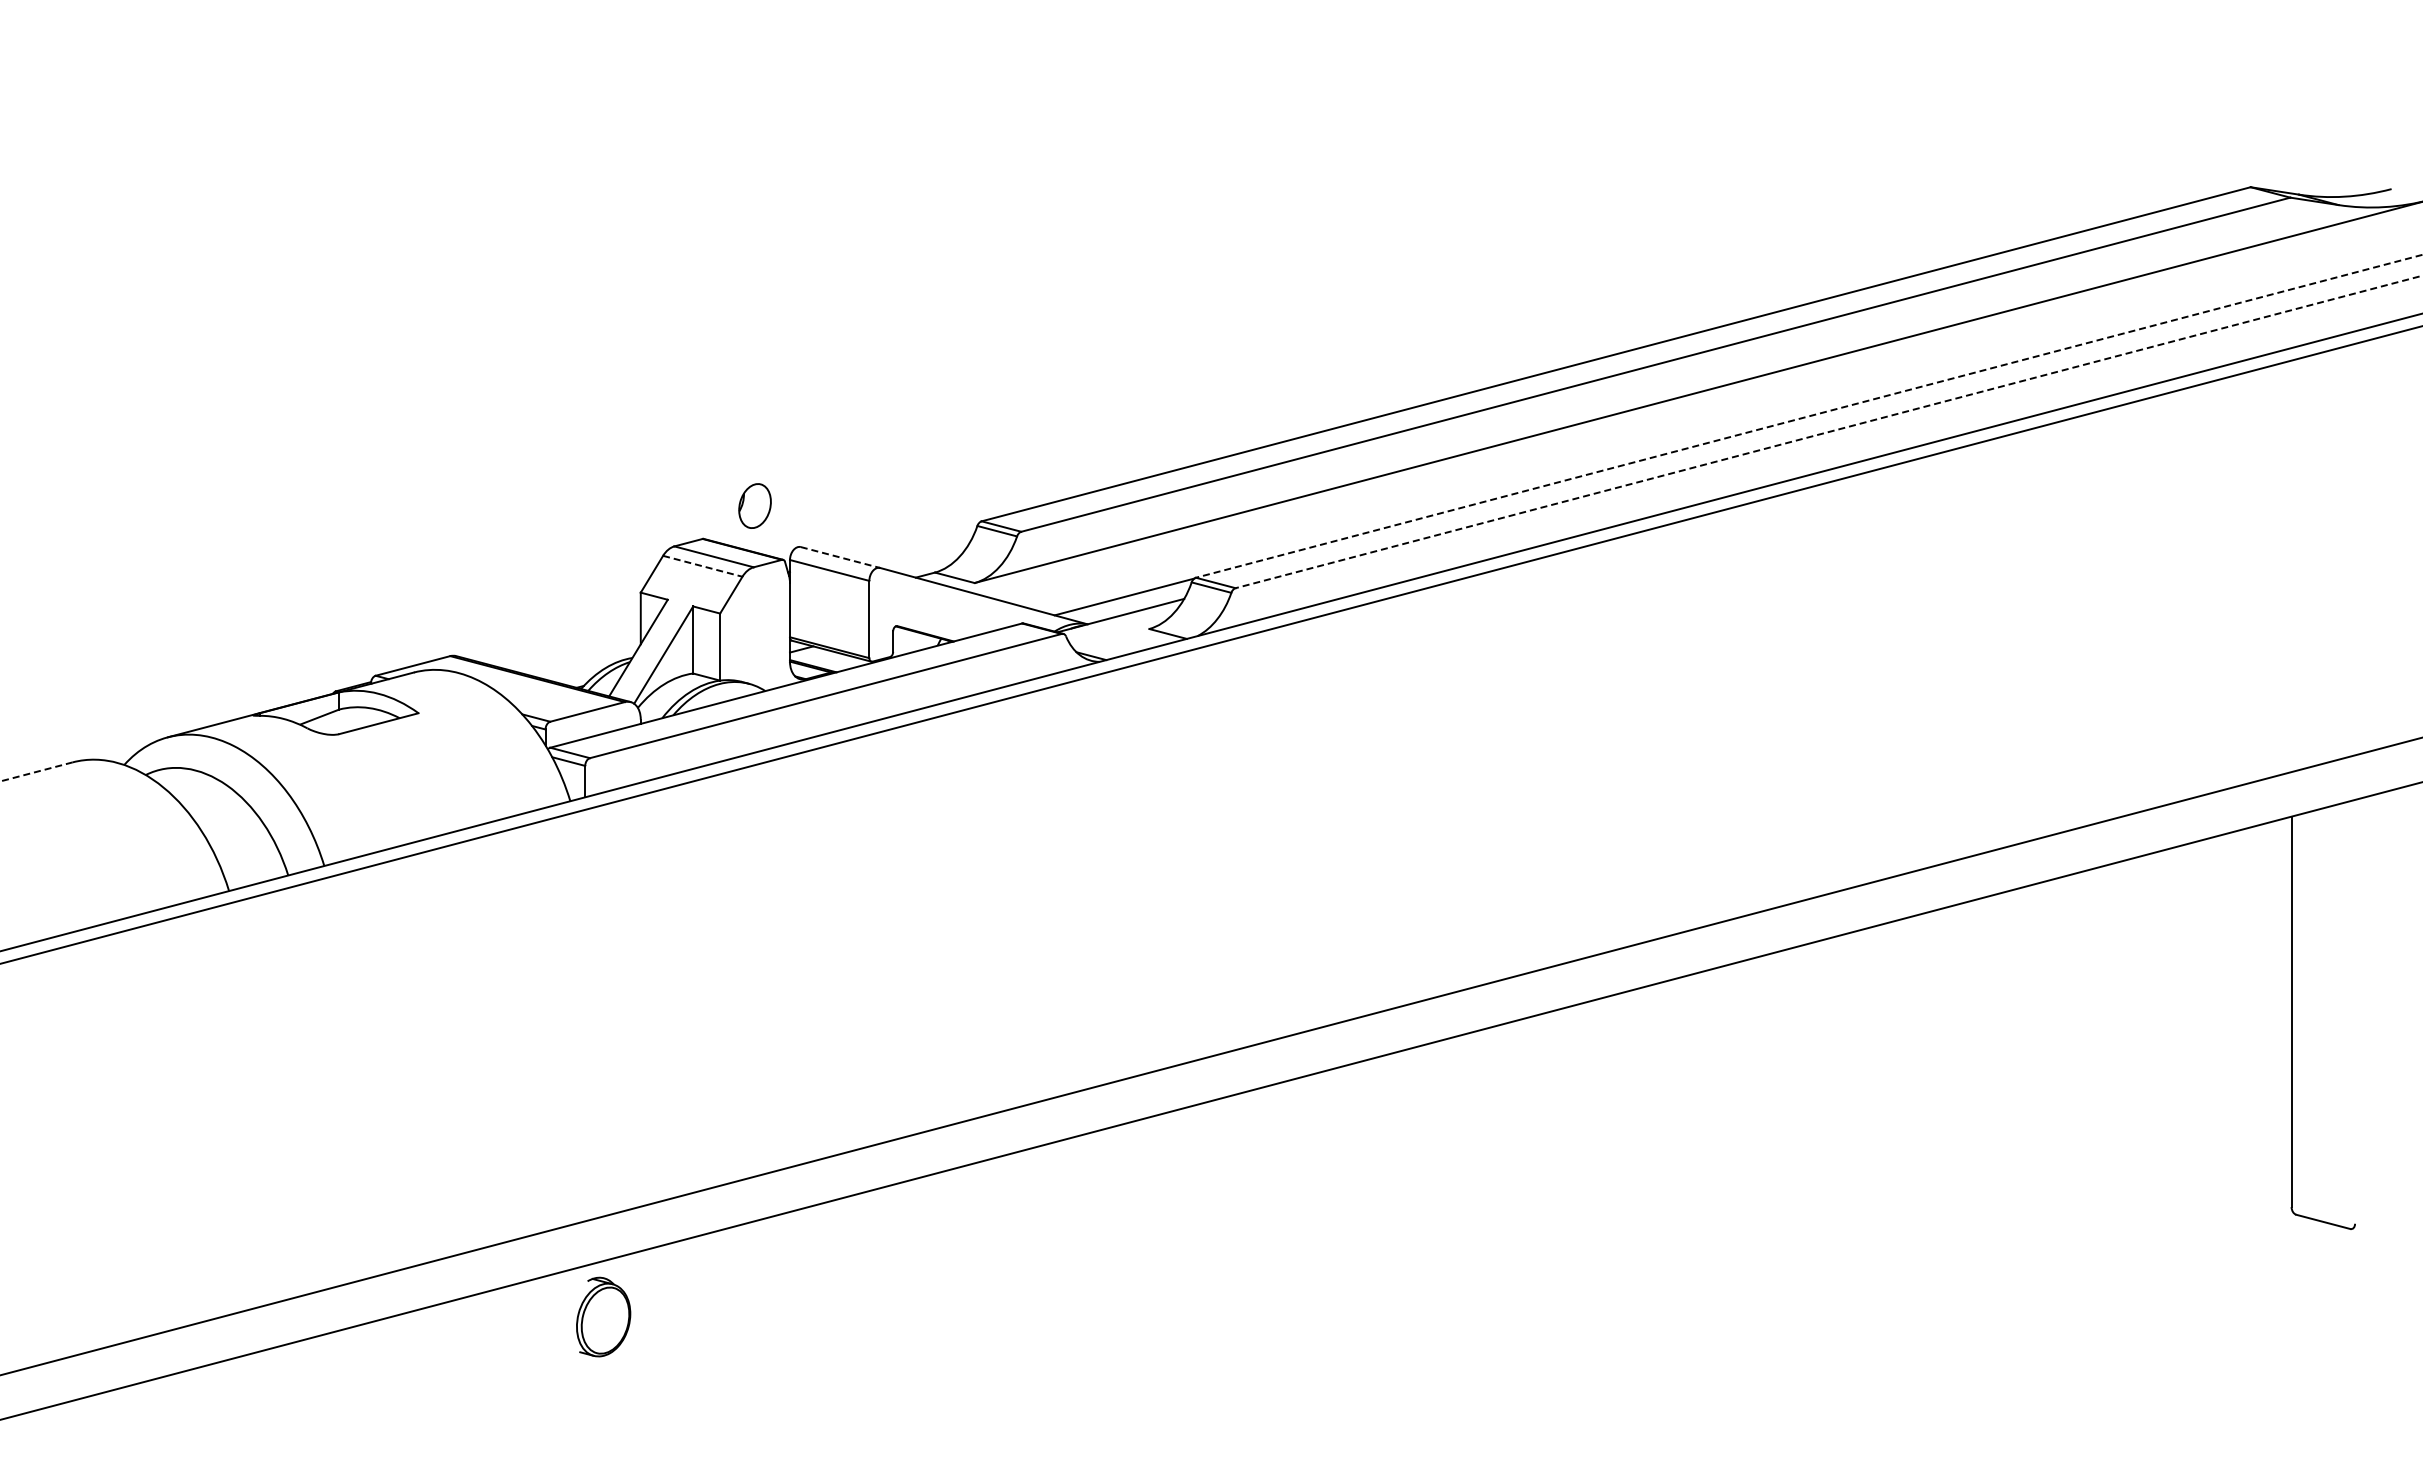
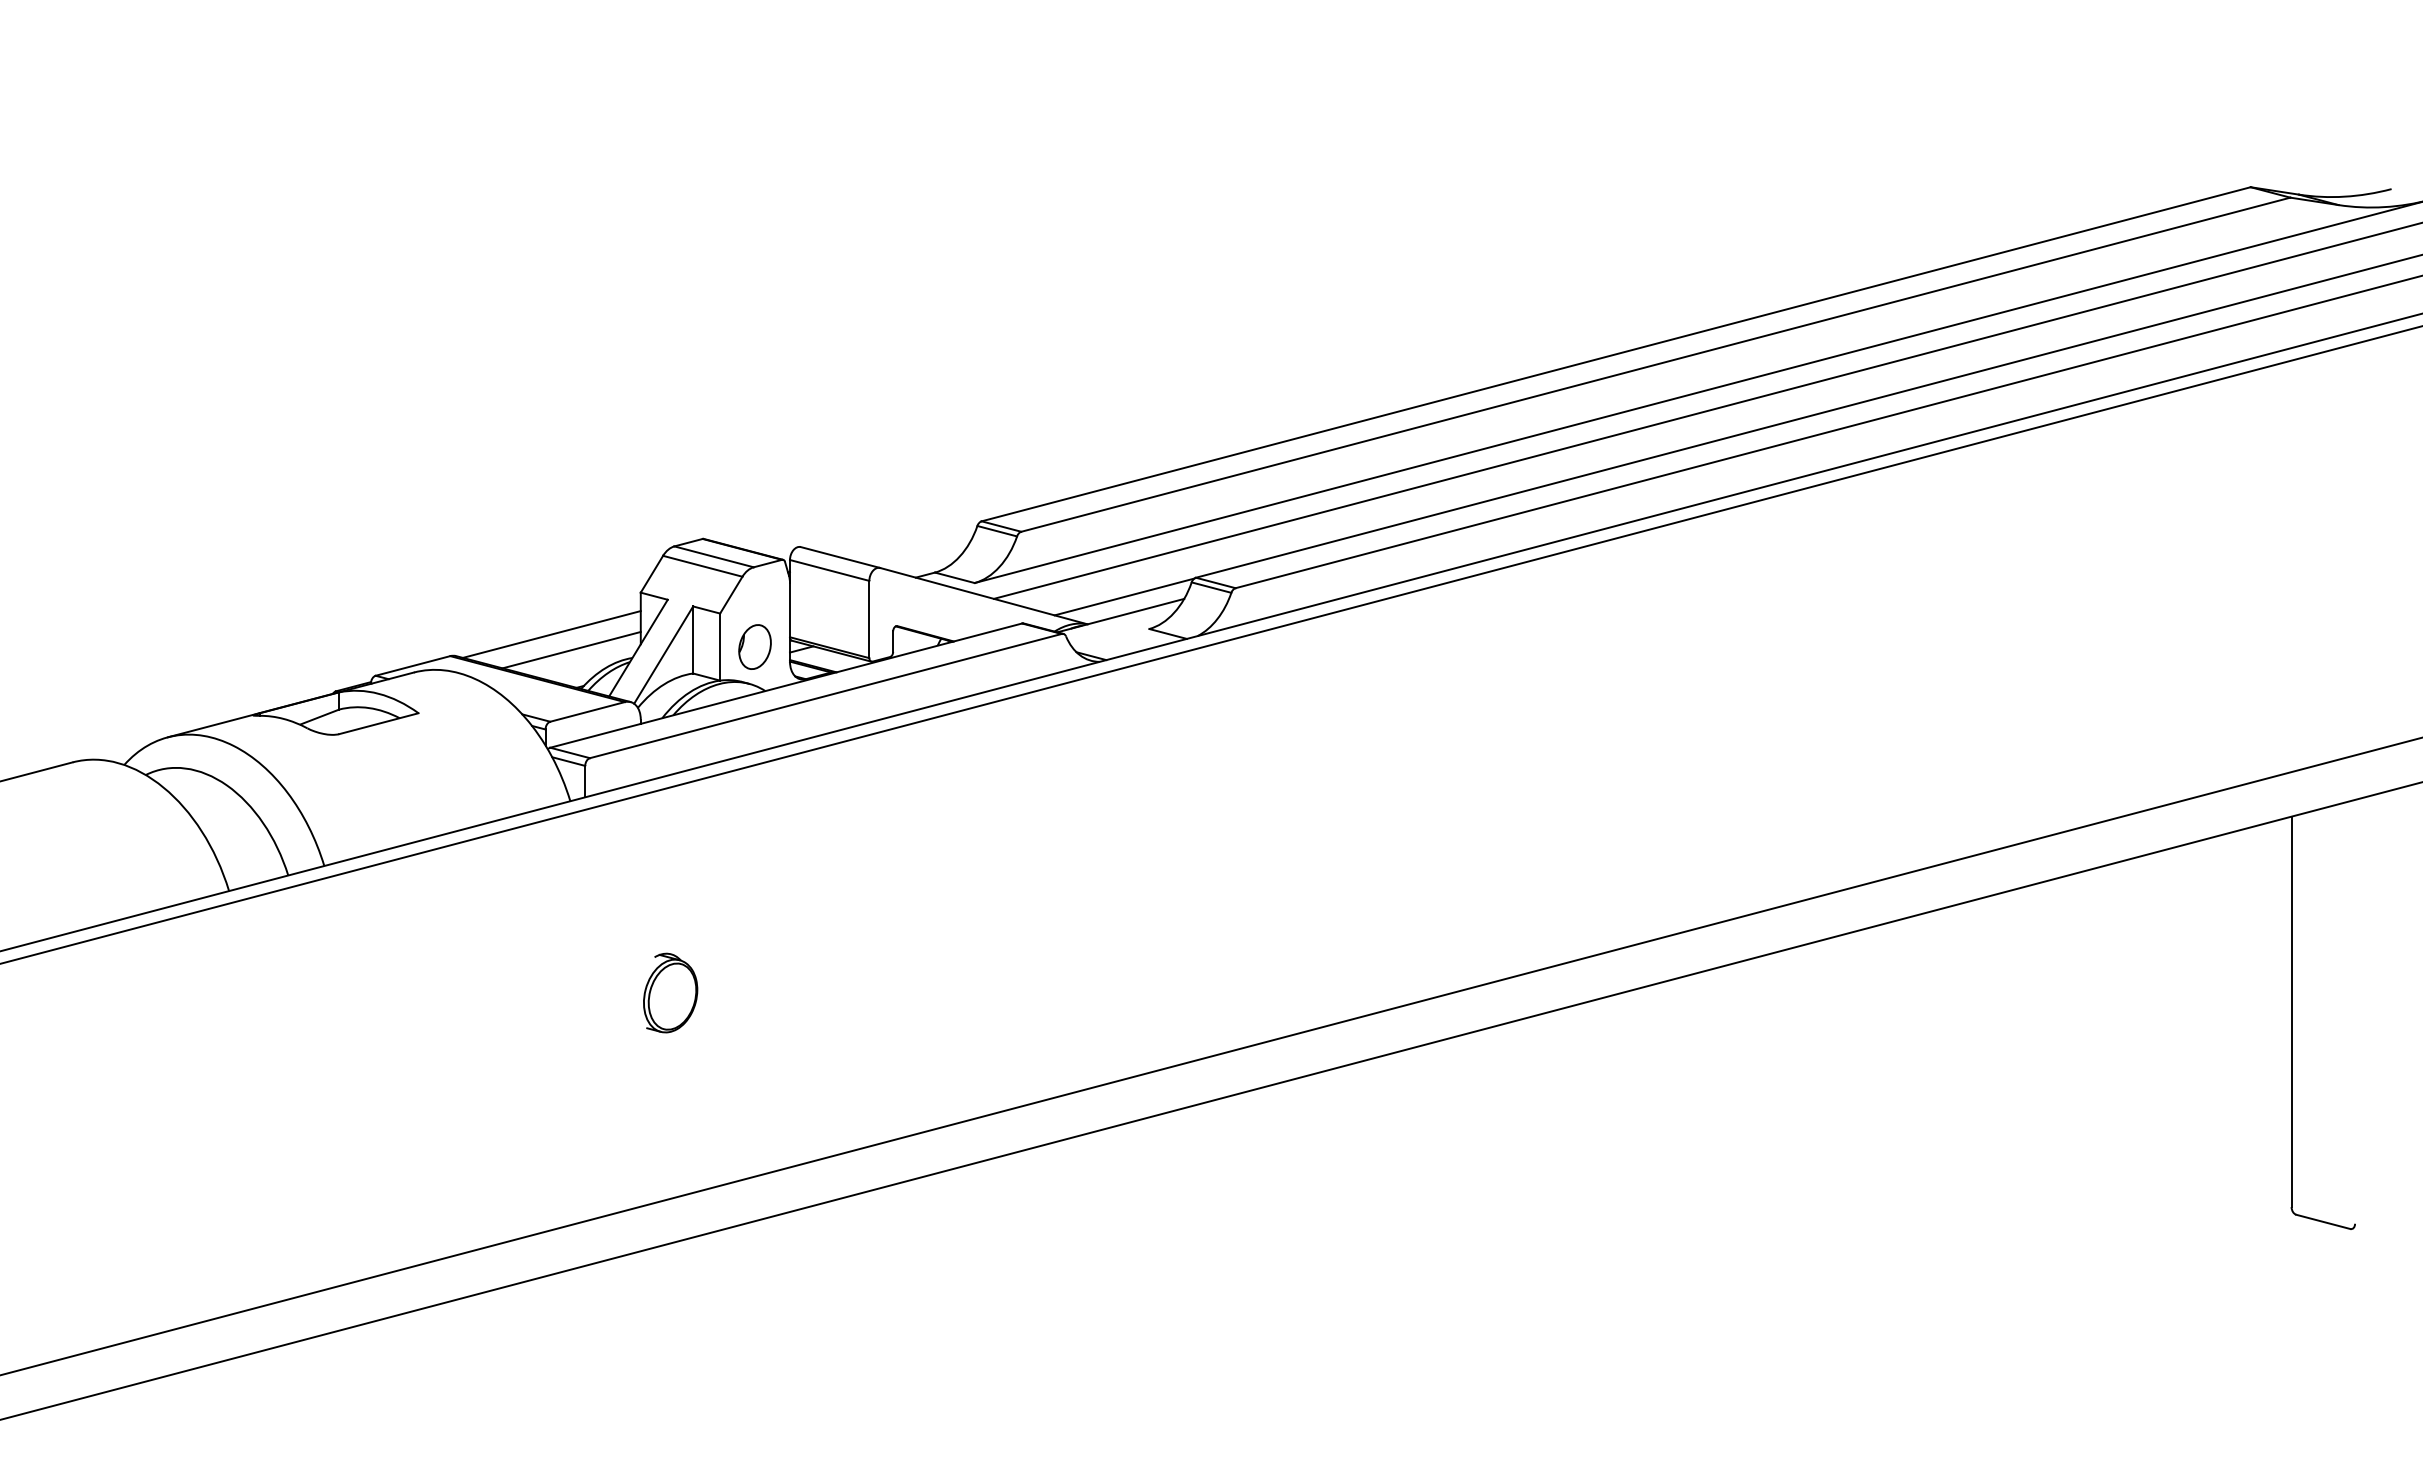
line: none -> present (1706, 410)
line: dashed -> solid (1808, 416)
line: dashed -> solid (1829, 431)
part position: (754, 505) -> (754, 646) (754, 646)
line: dashed -> solid (840, 557)
line: dashed -> solid (703, 566)
line: none -> present (551, 634)
line: none -> present (571, 649)
line: dashed -> solid (35, 772)
part position: (603, 1316) -> (670, 992) (670, 992)
